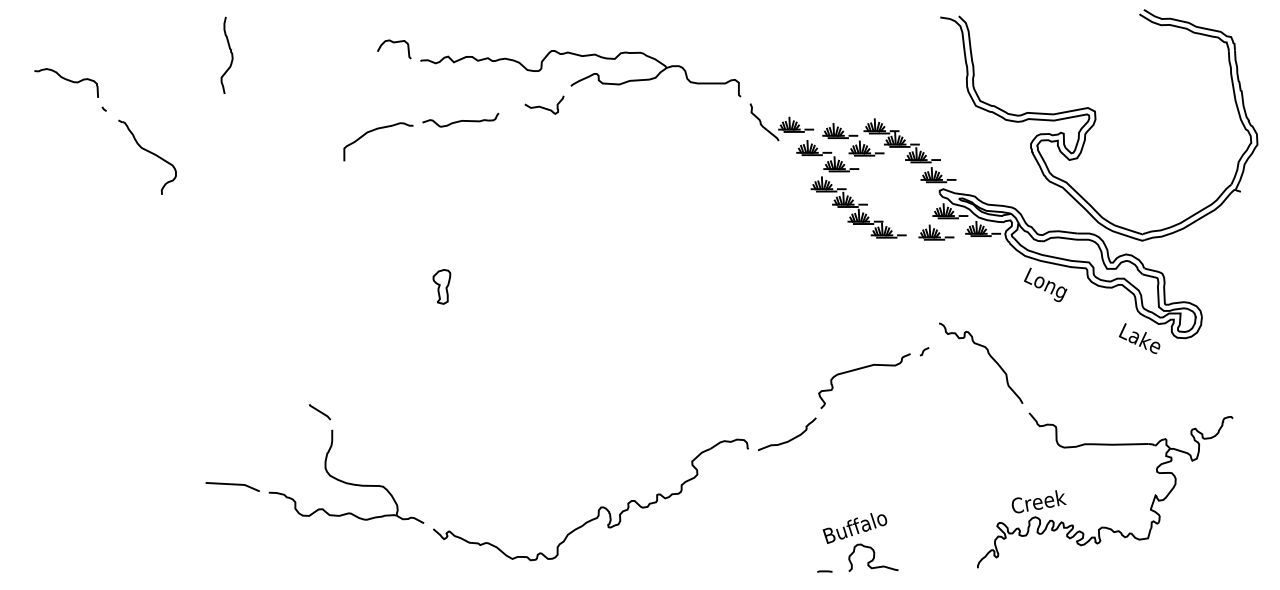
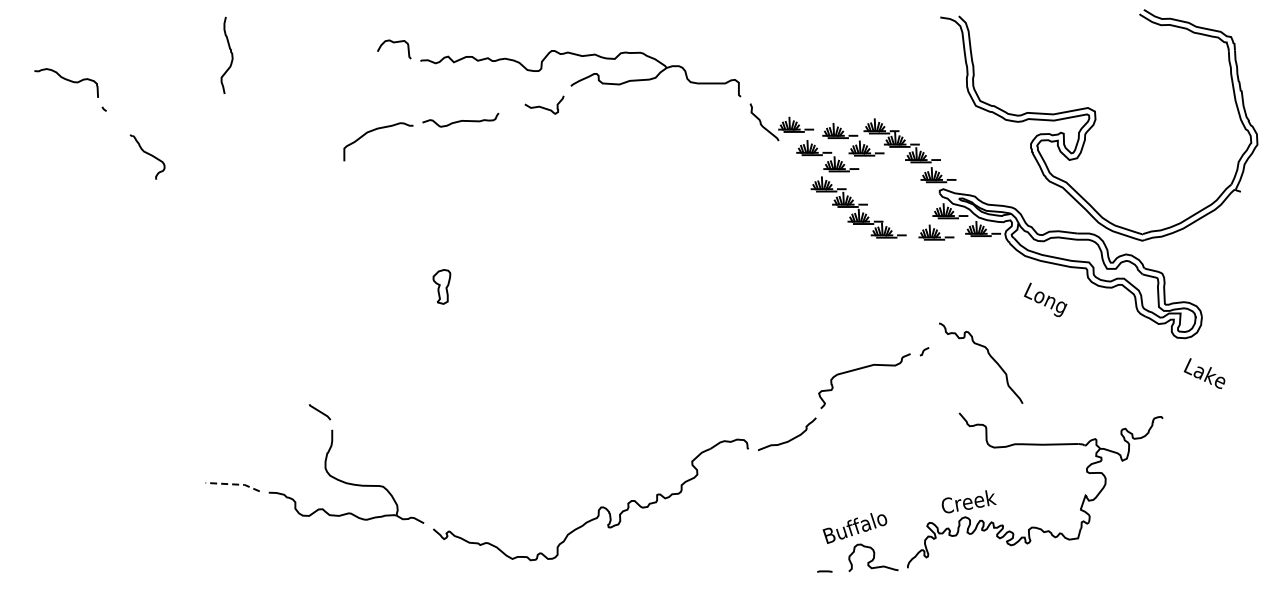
part size: 59x76 px -> 37x46 px (147, 156)
text position: (1045, 284) -> (1045, 299) (1045, 299)
text position: (1139, 338) -> (1204, 373) (1204, 373)
line: solid -> dashed (234, 484)
part position: (1105, 526) -> (1035, 526) (1035, 526)
